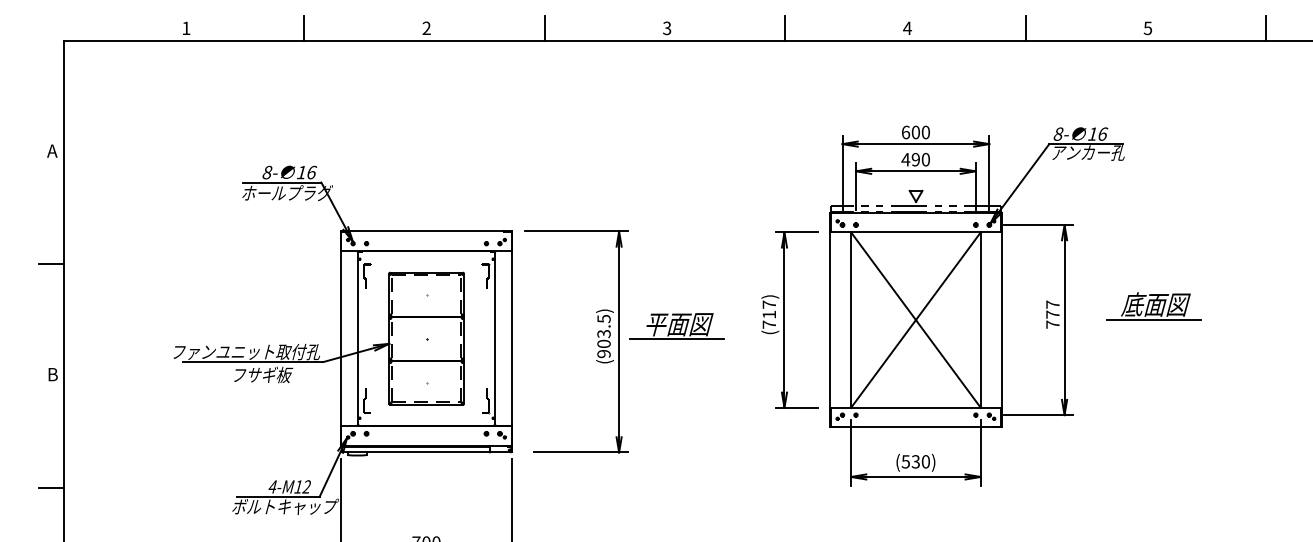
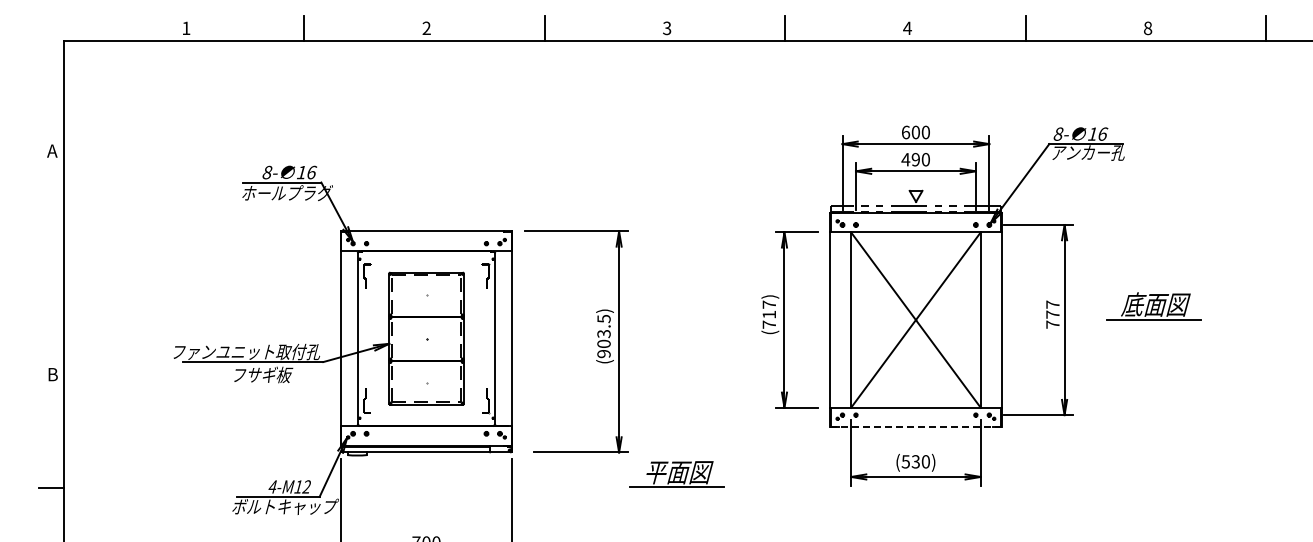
text: 5 -> 8 (1147, 27)
line: present -> none (51, 264)
part position: (676, 326) -> (676, 474) (676, 474)
line: solid -> dashed (915, 427)
